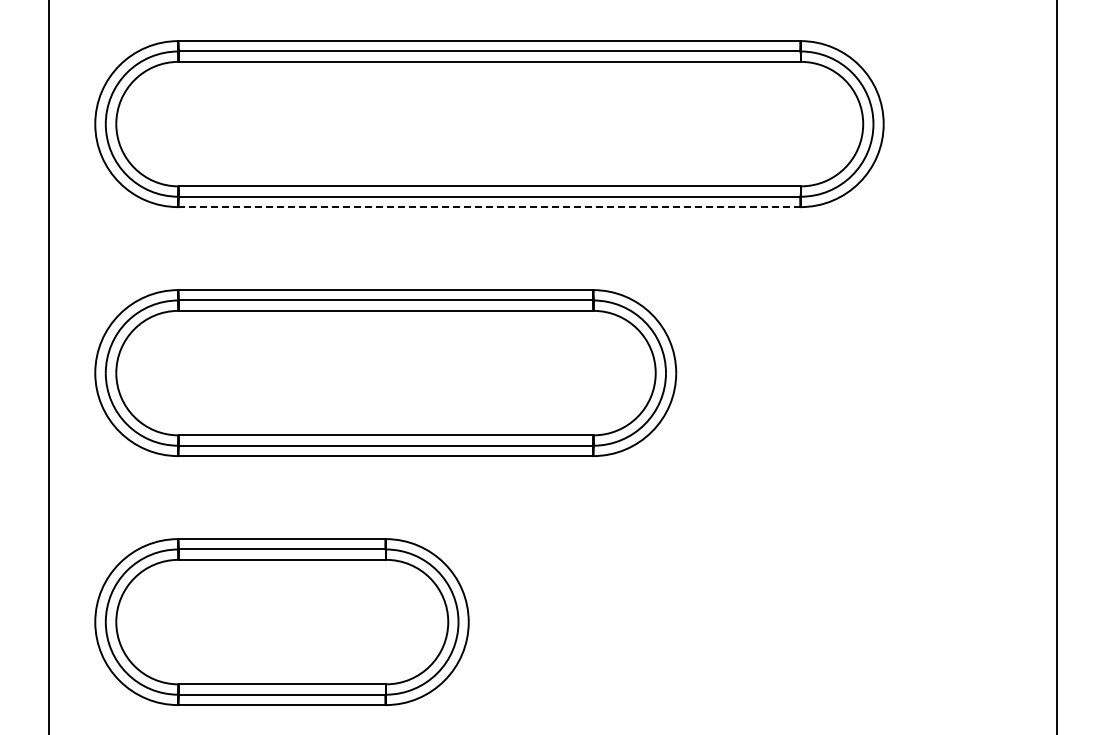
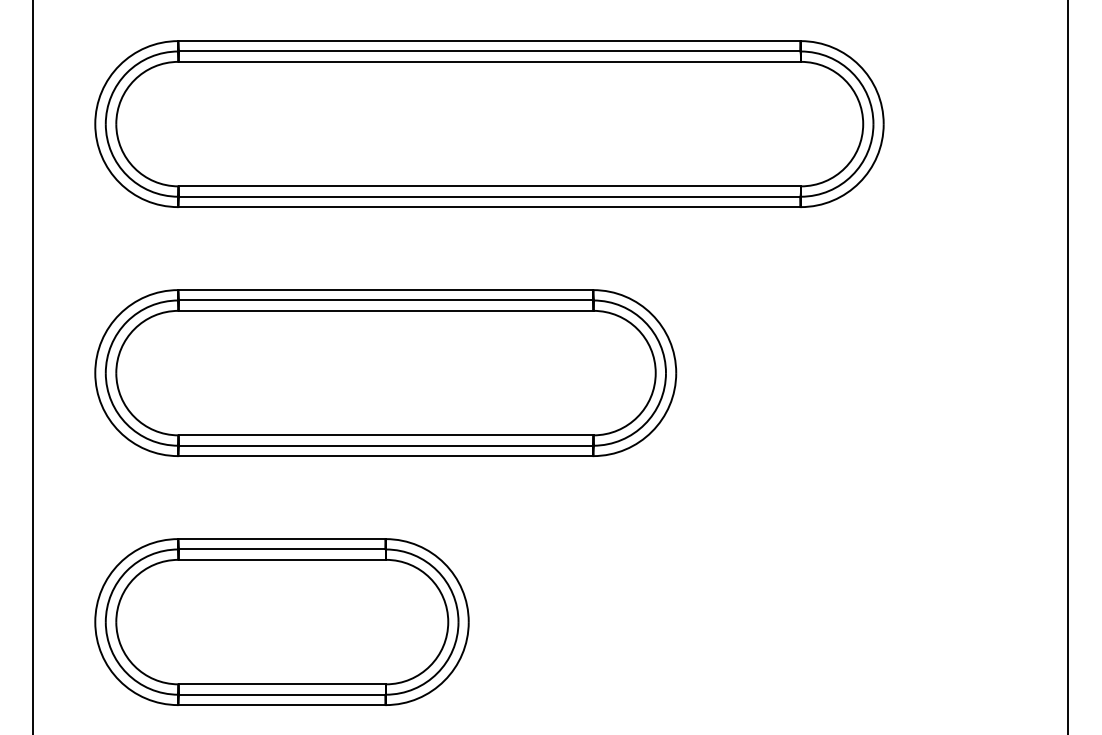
line: dashed -> solid (489, 207)
line position: (49, 366) -> (33, 366) (33, 366)
line position: (1056, 366) -> (1067, 366) (1067, 366)
